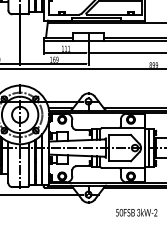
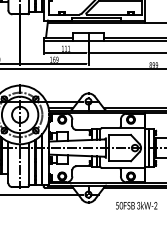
text position: (136, 212) -> (136, 205) (136, 205)
